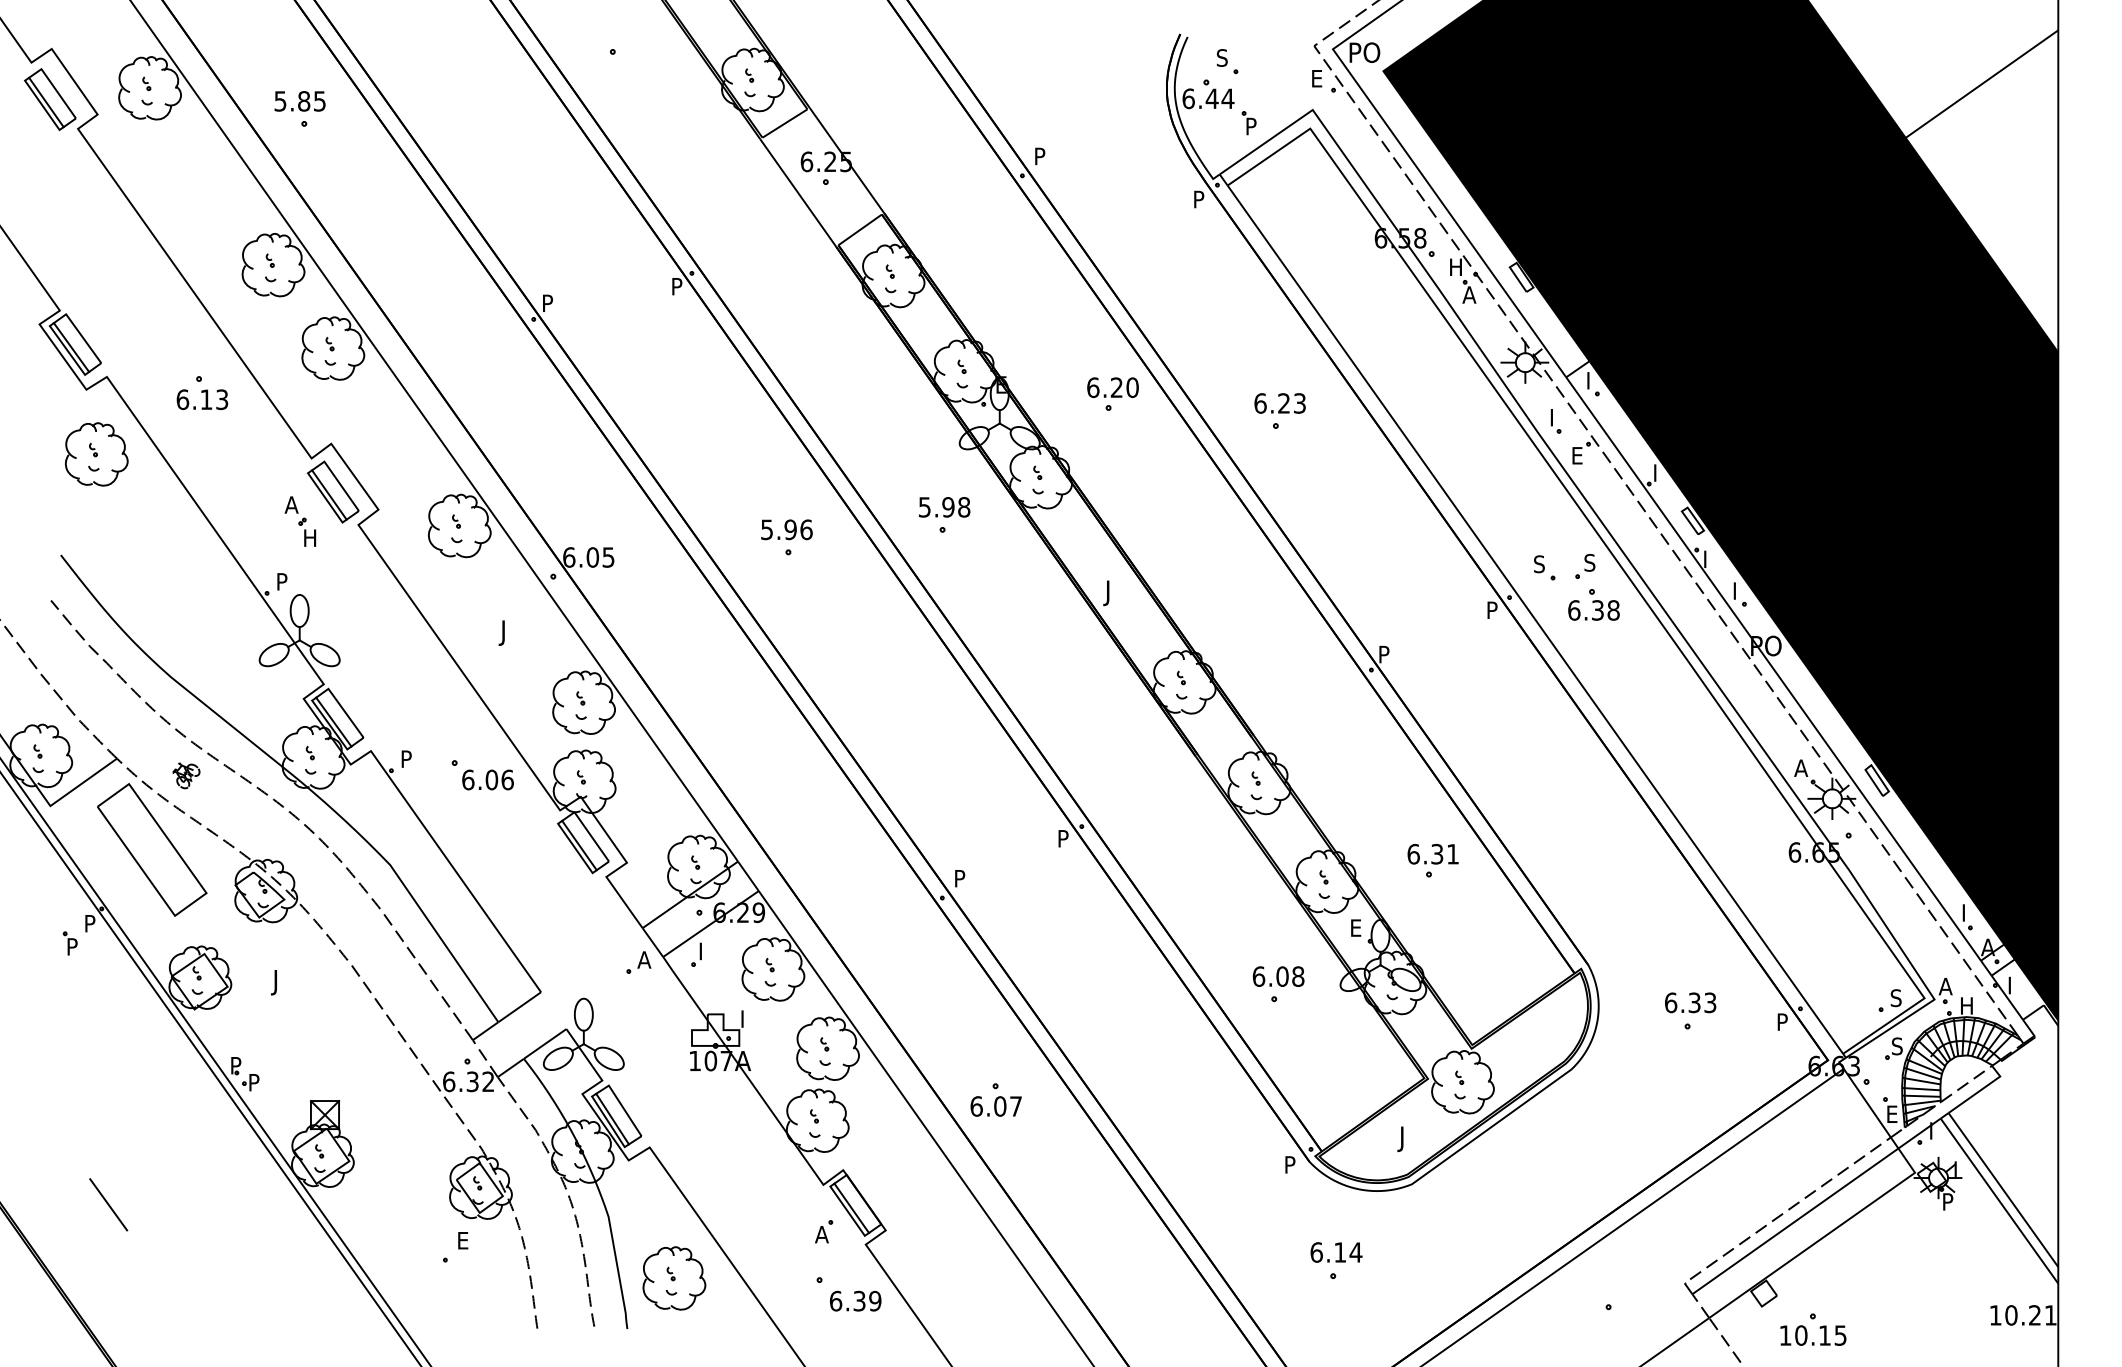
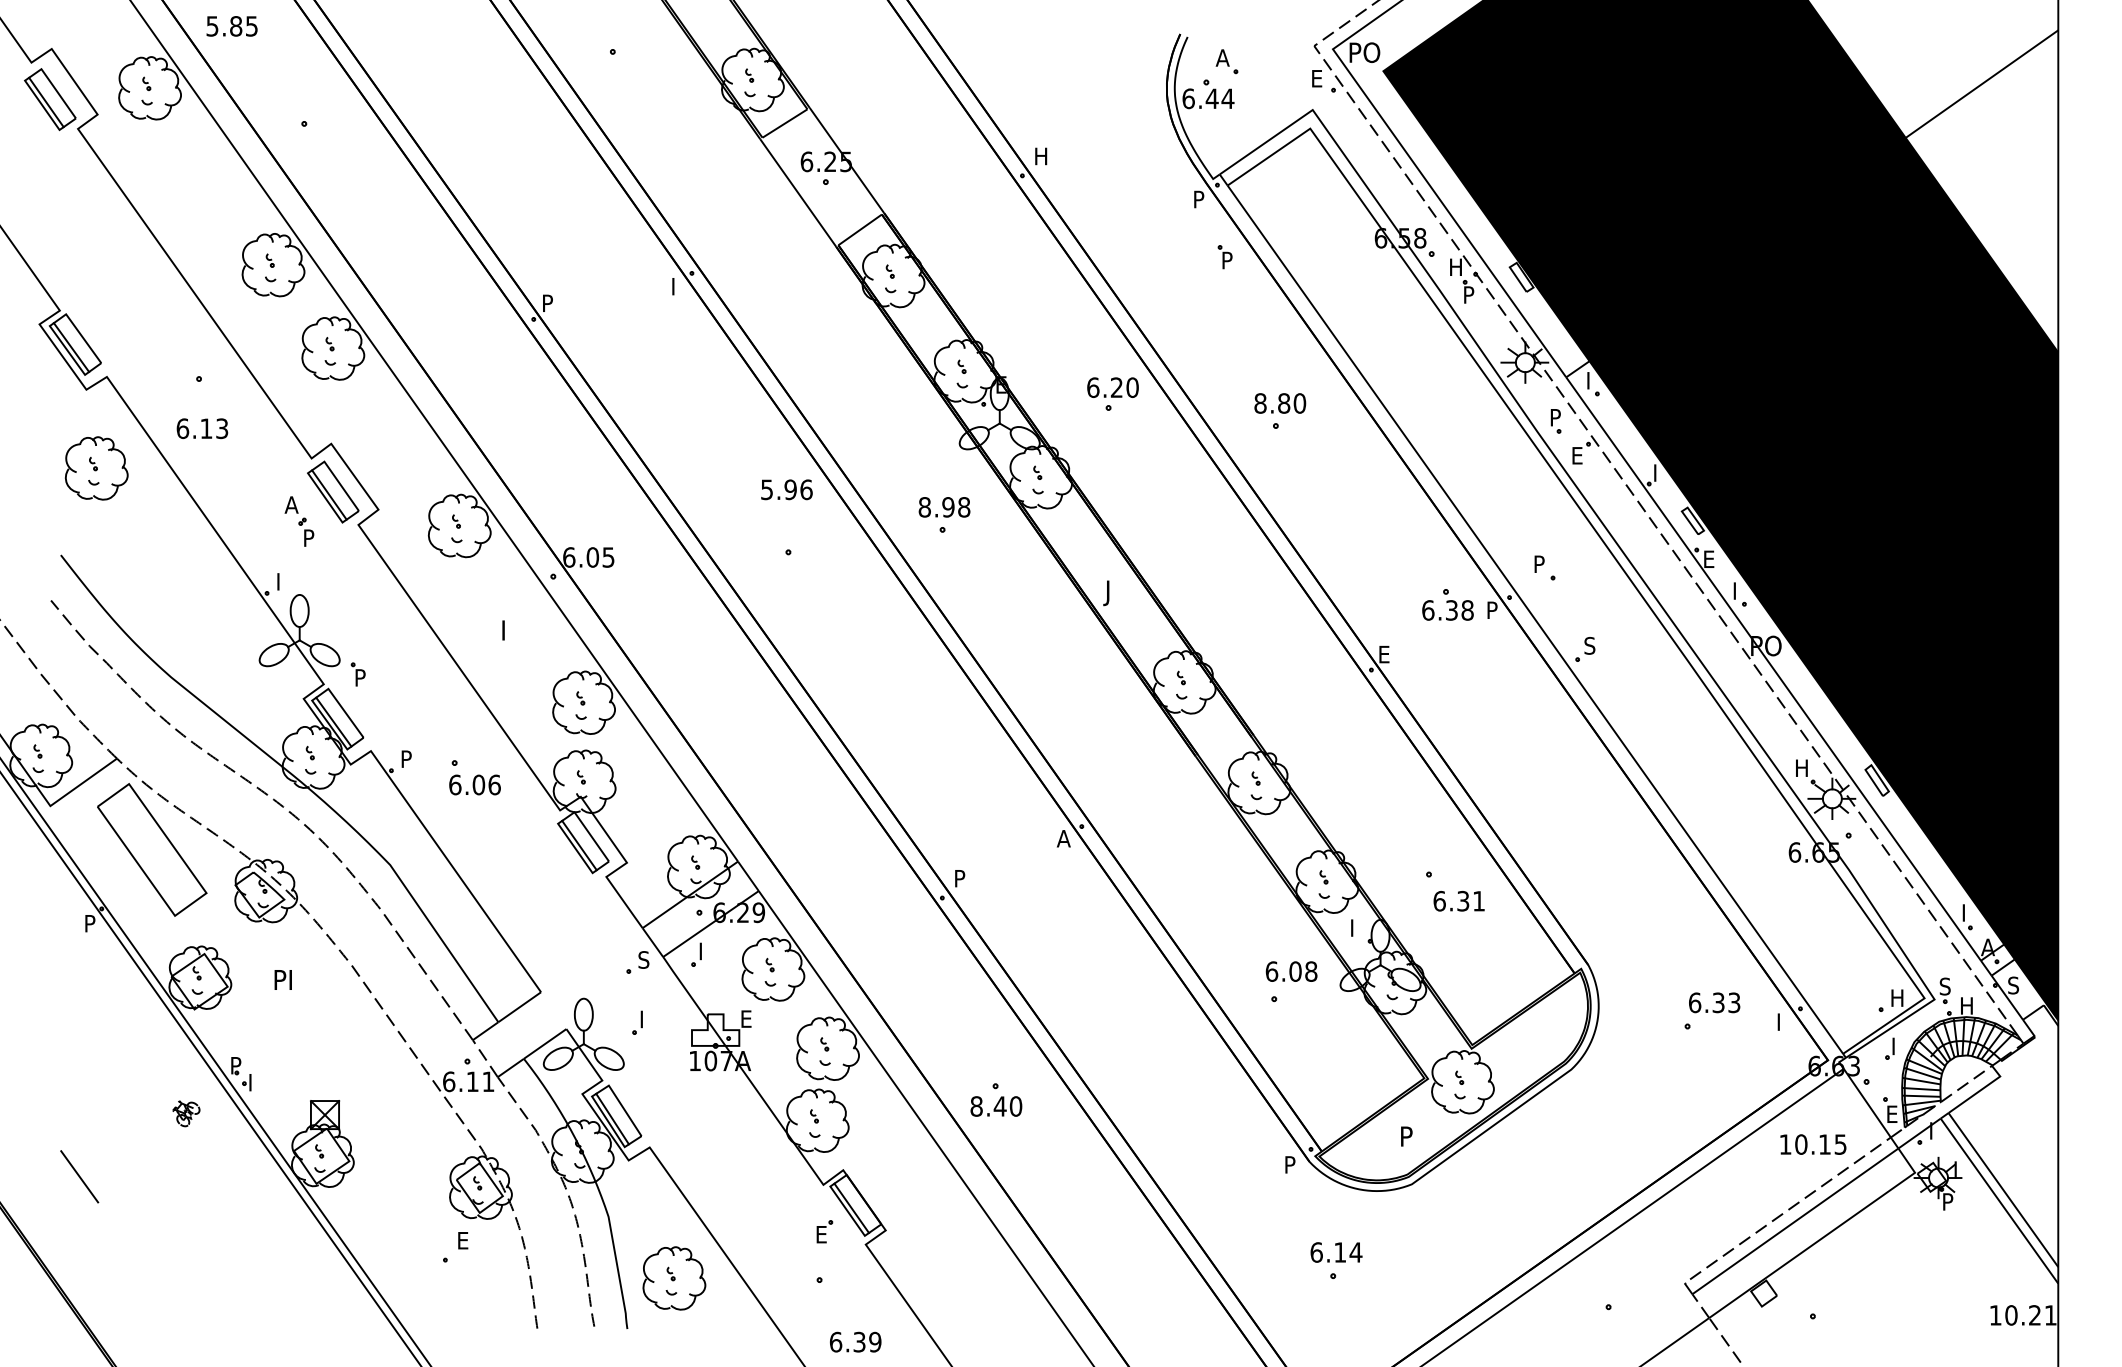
text: S -> A (1222, 57)
text position: (299, 101) -> (231, 26) (231, 26)
part position: (1248, 123) -> (1224, 257) (1224, 257)
text: P -> H (1042, 156)
text: P -> I (678, 283)
text: A -> P (1469, 294)
text position: (202, 399) -> (202, 428) (202, 428)
text: 6.23 -> 8.80 (1280, 403)
text: I -> P (1556, 414)
part position: (96, 454) -> (96, 468) (96, 468)
text: 5.98 -> 8.98 (924, 507)
text position: (786, 529) -> (786, 489) (786, 489)
text: H -> P (311, 537)
text: I -> E (1710, 558)
text: S -> P (1539, 564)
part position: (1585, 566) -> (1585, 649) (1585, 649)
text: P -> I (283, 578)
part position: (1593, 604) -> (1447, 604) (1447, 604)
text: J -> I (501, 642)
text: P -> E (1385, 654)
text: A -> H (1801, 767)
part position: (186, 775) -> (186, 1113) (186, 1113)
text position: (487, 779) -> (474, 784) (474, 784)
text: P -> A (1063, 838)
text position: (1432, 854) -> (1458, 901) (1458, 901)
text: E -> I (1357, 927)
part position: (69, 943) -> (357, 674) (357, 674)
text: A -> S (644, 959)
text position: (1278, 976) -> (1291, 971) (1291, 971)
text: J -> PI (281, 982)
text: I -> S (2013, 985)
text: A -> S (1945, 986)
text: S -> H (1896, 998)
text position: (1690, 1002) -> (1714, 1002) (1714, 1002)
text: I -> E (747, 1018)
text: P -> I (1783, 1018)
part: none -> present (637, 1022)
text: S -> I (1896, 1046)
text: P -> I (255, 1079)
text: 6.32 -> 6.11 (480, 1081)
text: 6.07 -> 8.40 (996, 1106)
text: J -> P (1404, 1139)
line position: (108, 1204) -> (79, 1176) (79, 1176)
text: A -> E (821, 1234)
text position: (855, 1300) -> (855, 1341) (855, 1341)
text position: (1813, 1335) -> (1813, 1144) (1813, 1144)
